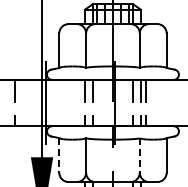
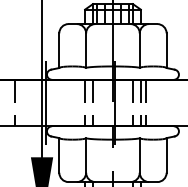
line: dashed -> solid (59, 155)
line: dashed -> solid (139, 155)
